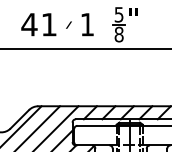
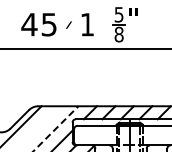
text: 41 -> 45 (48, 24)
line: present -> none (38, 127)
line: solid -> dashed (55, 128)
